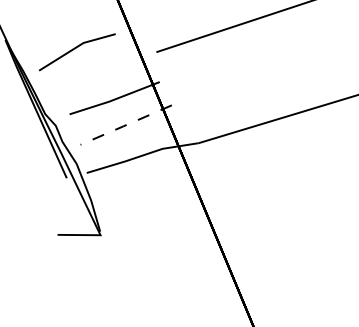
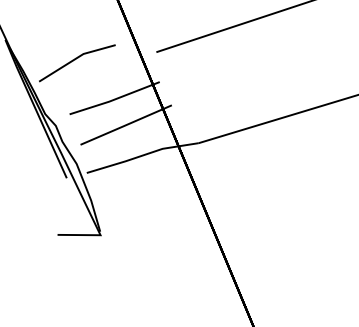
line position: (75, 49) -> (75, 60) (75, 60)
line: dashed -> solid (125, 125)
